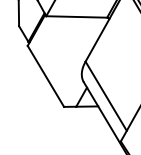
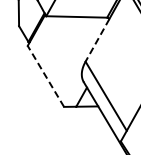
line: solid -> dashed (97, 40)
line: solid -> dashed (45, 75)
